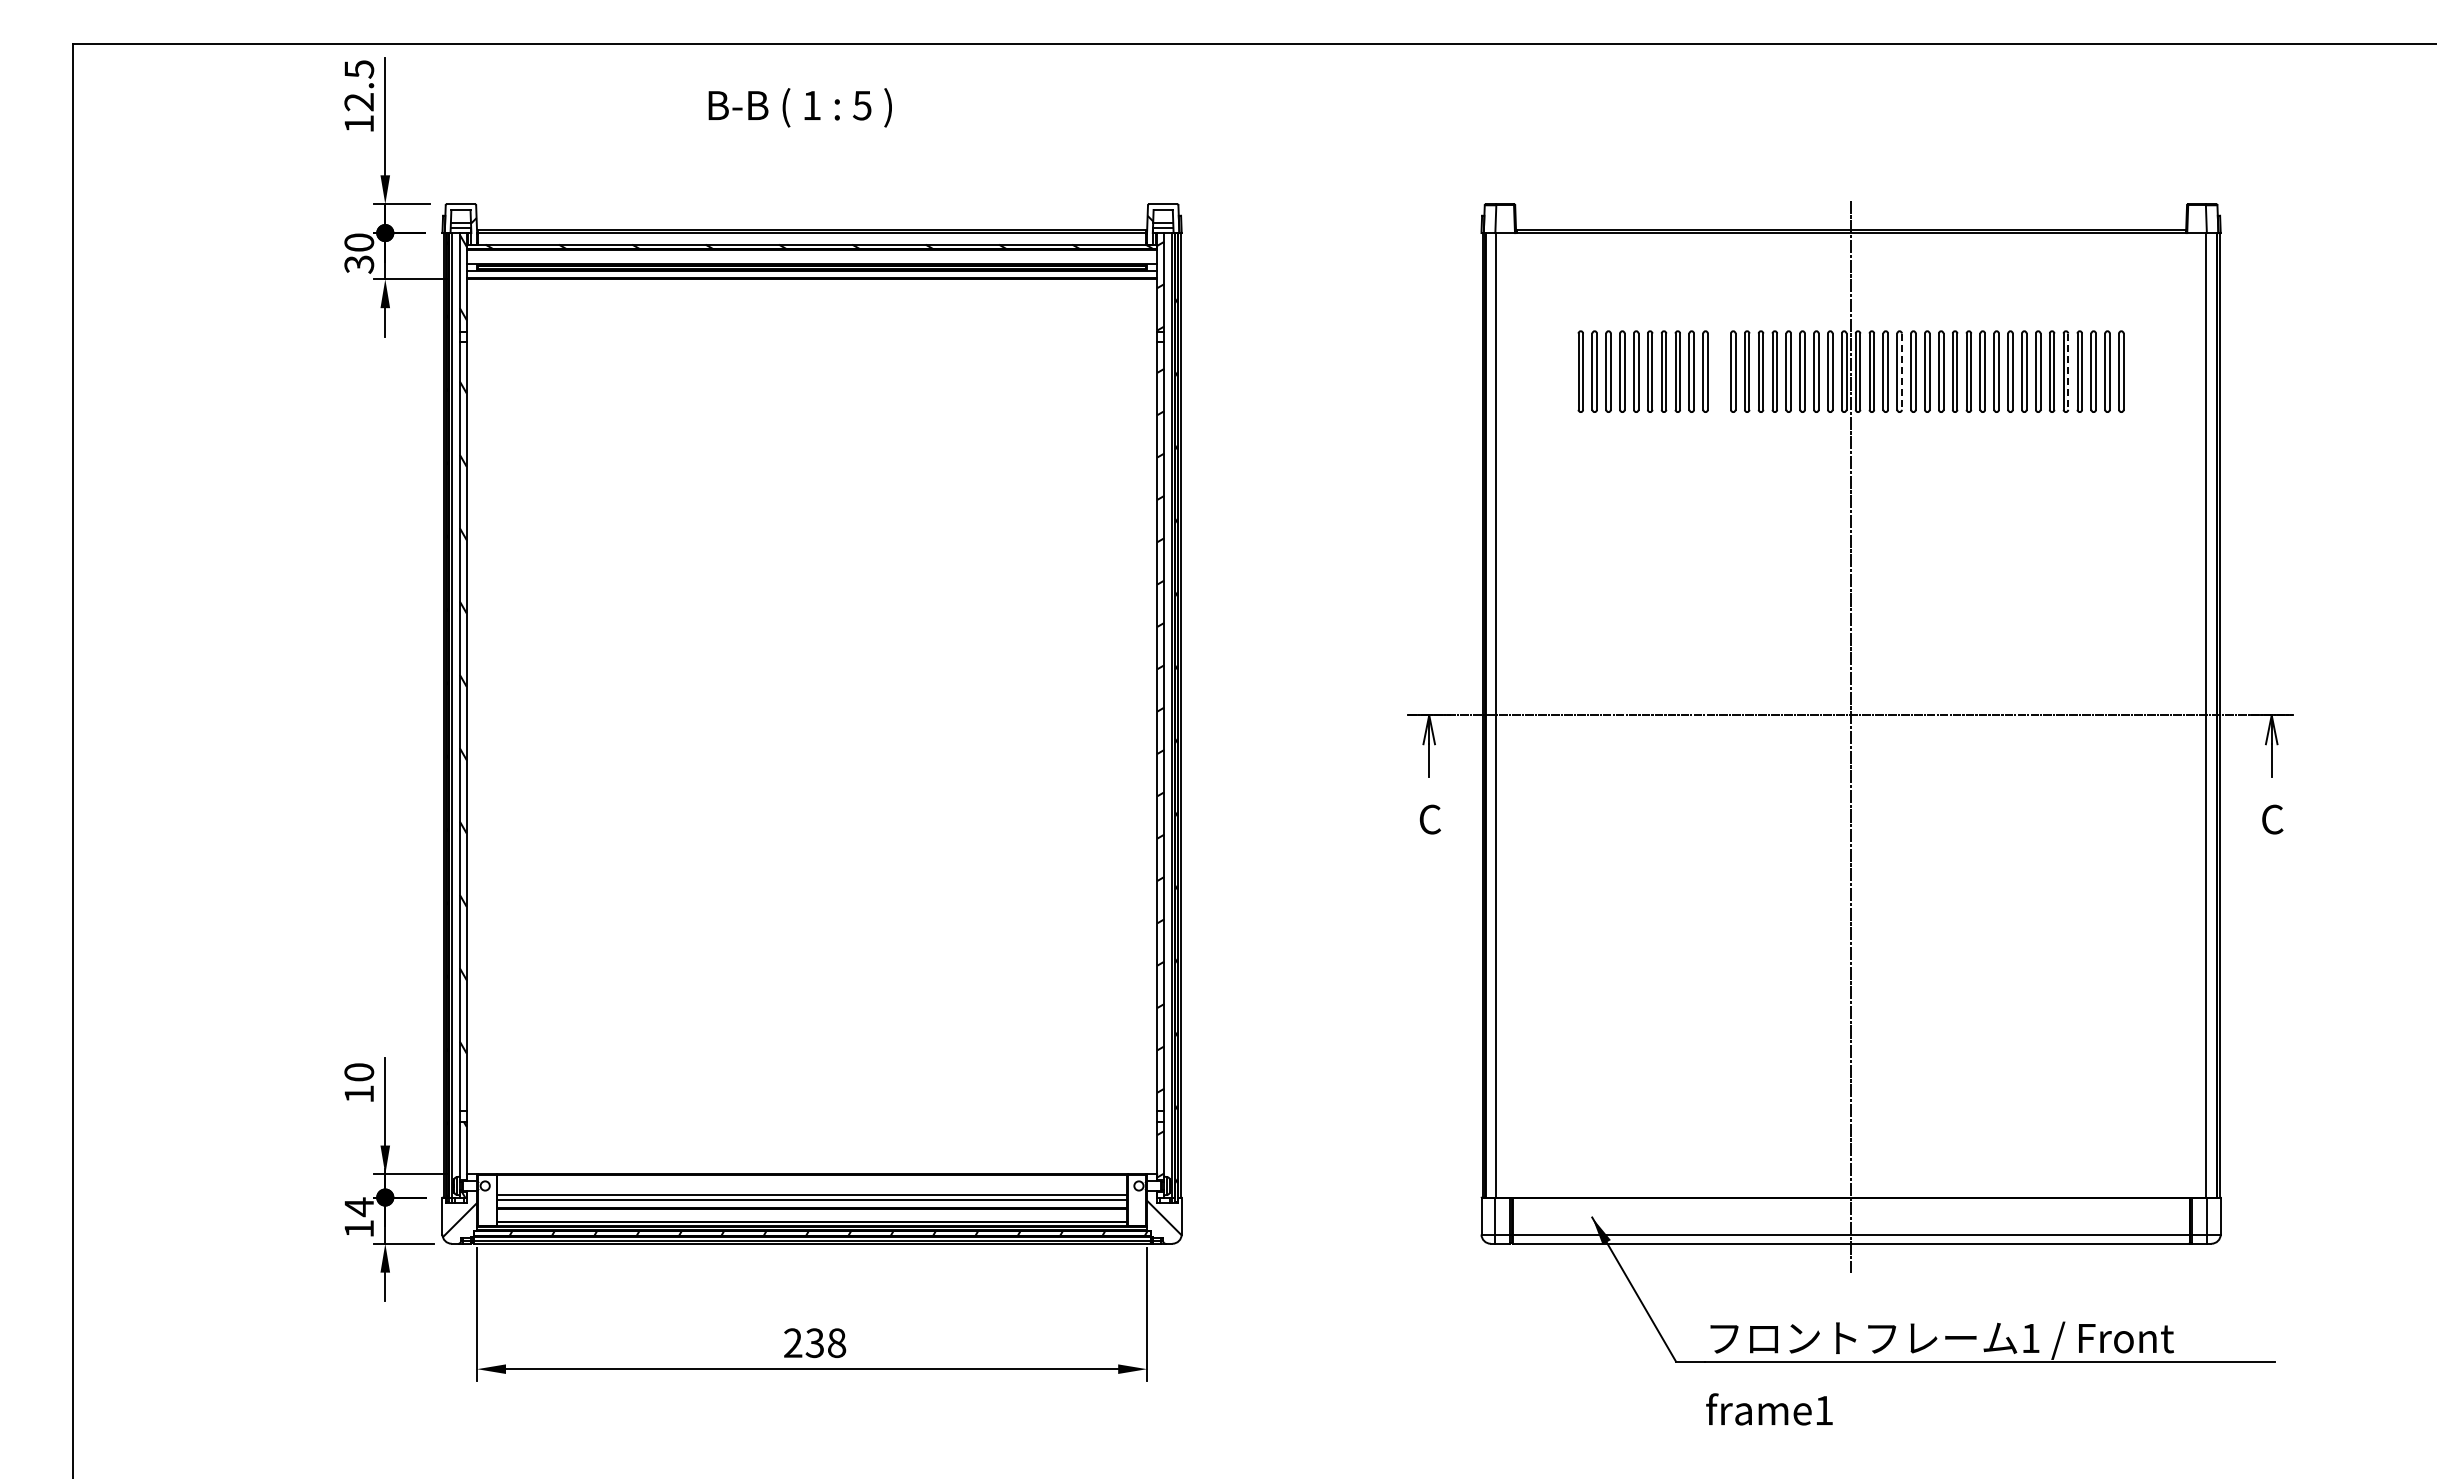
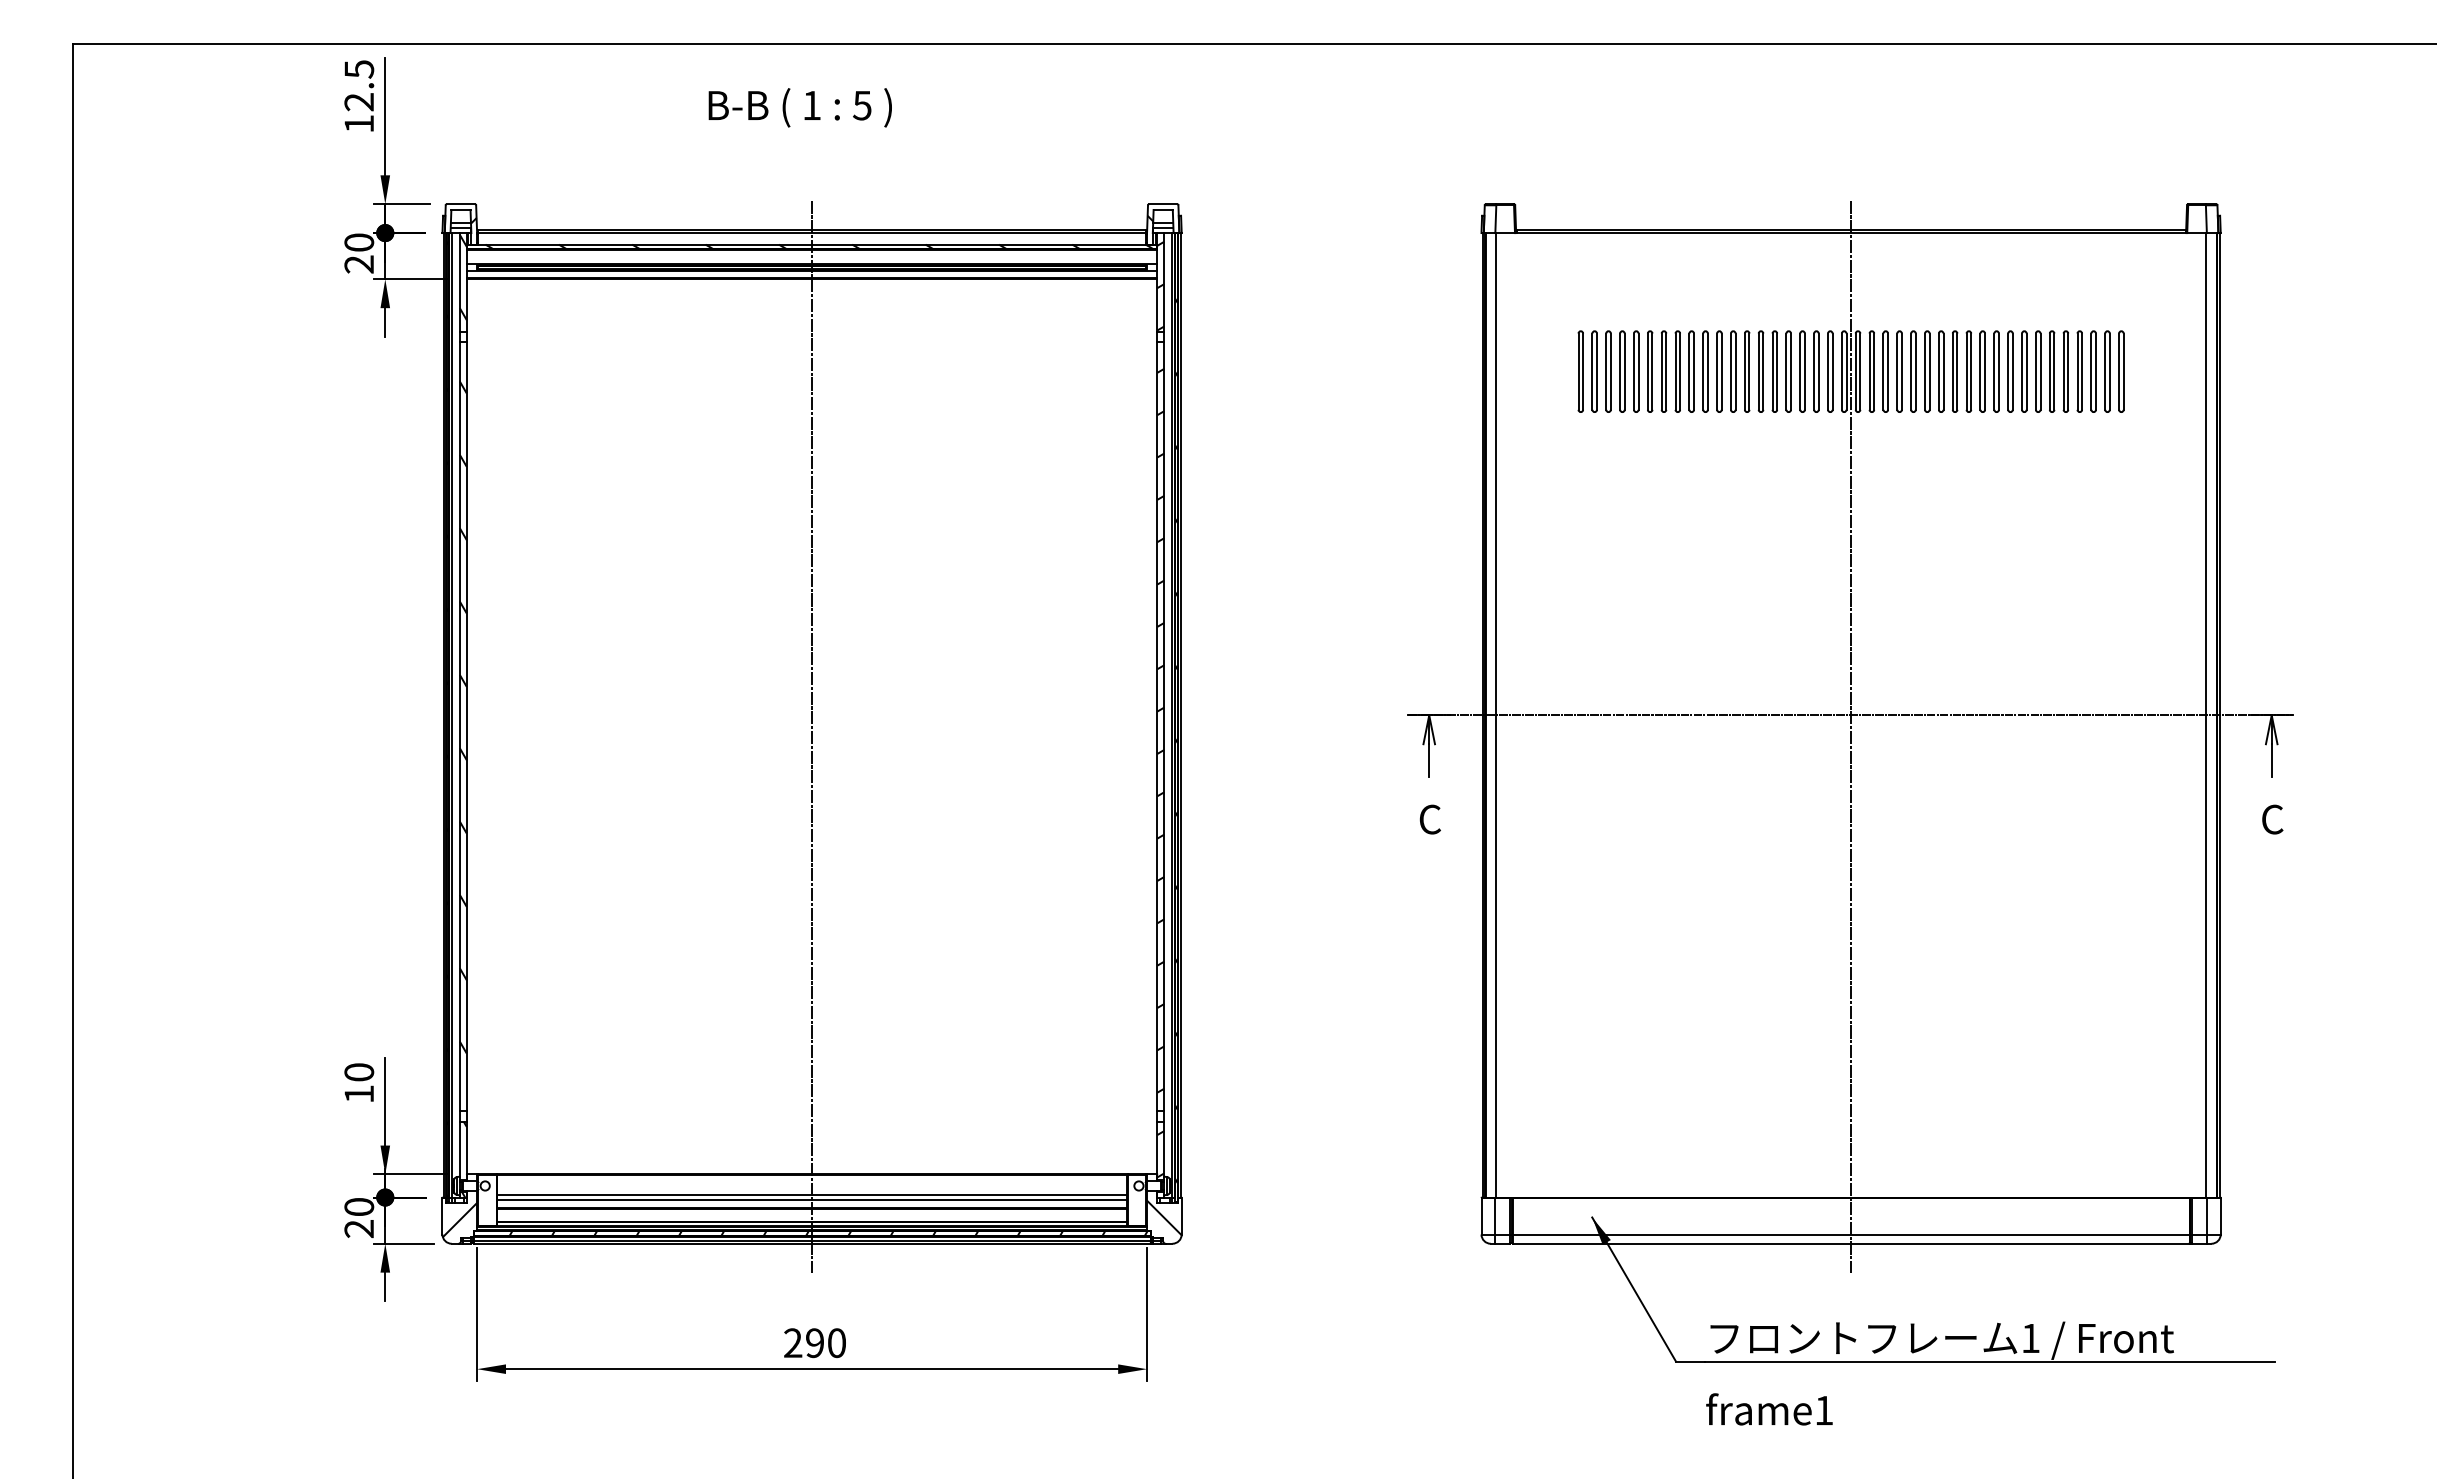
text: 30 -> 20 (359, 264)
part: none -> present (1719, 371)
line: dashed -> solid (1901, 372)
line: dashed -> solid (2068, 372)
line: none -> present (812, 736)
text: 14 -> 20 (359, 1217)
text: 238 -> 290 (825, 1343)
